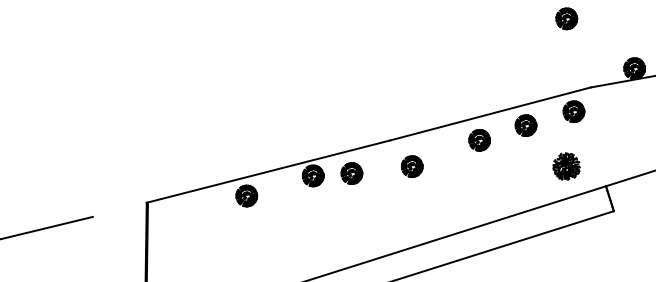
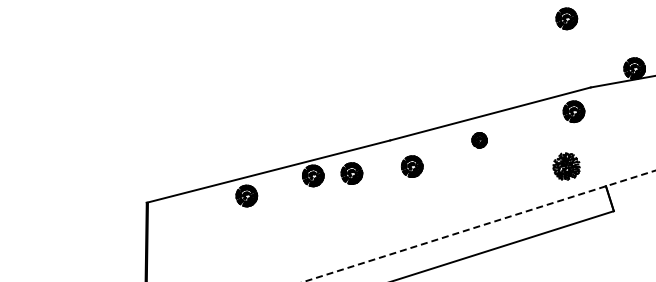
part: present -> none (525, 125)
part size: 23x23 px -> 17x17 px (479, 140)
line: solid -> dashed (479, 226)
line: present -> none (47, 227)
